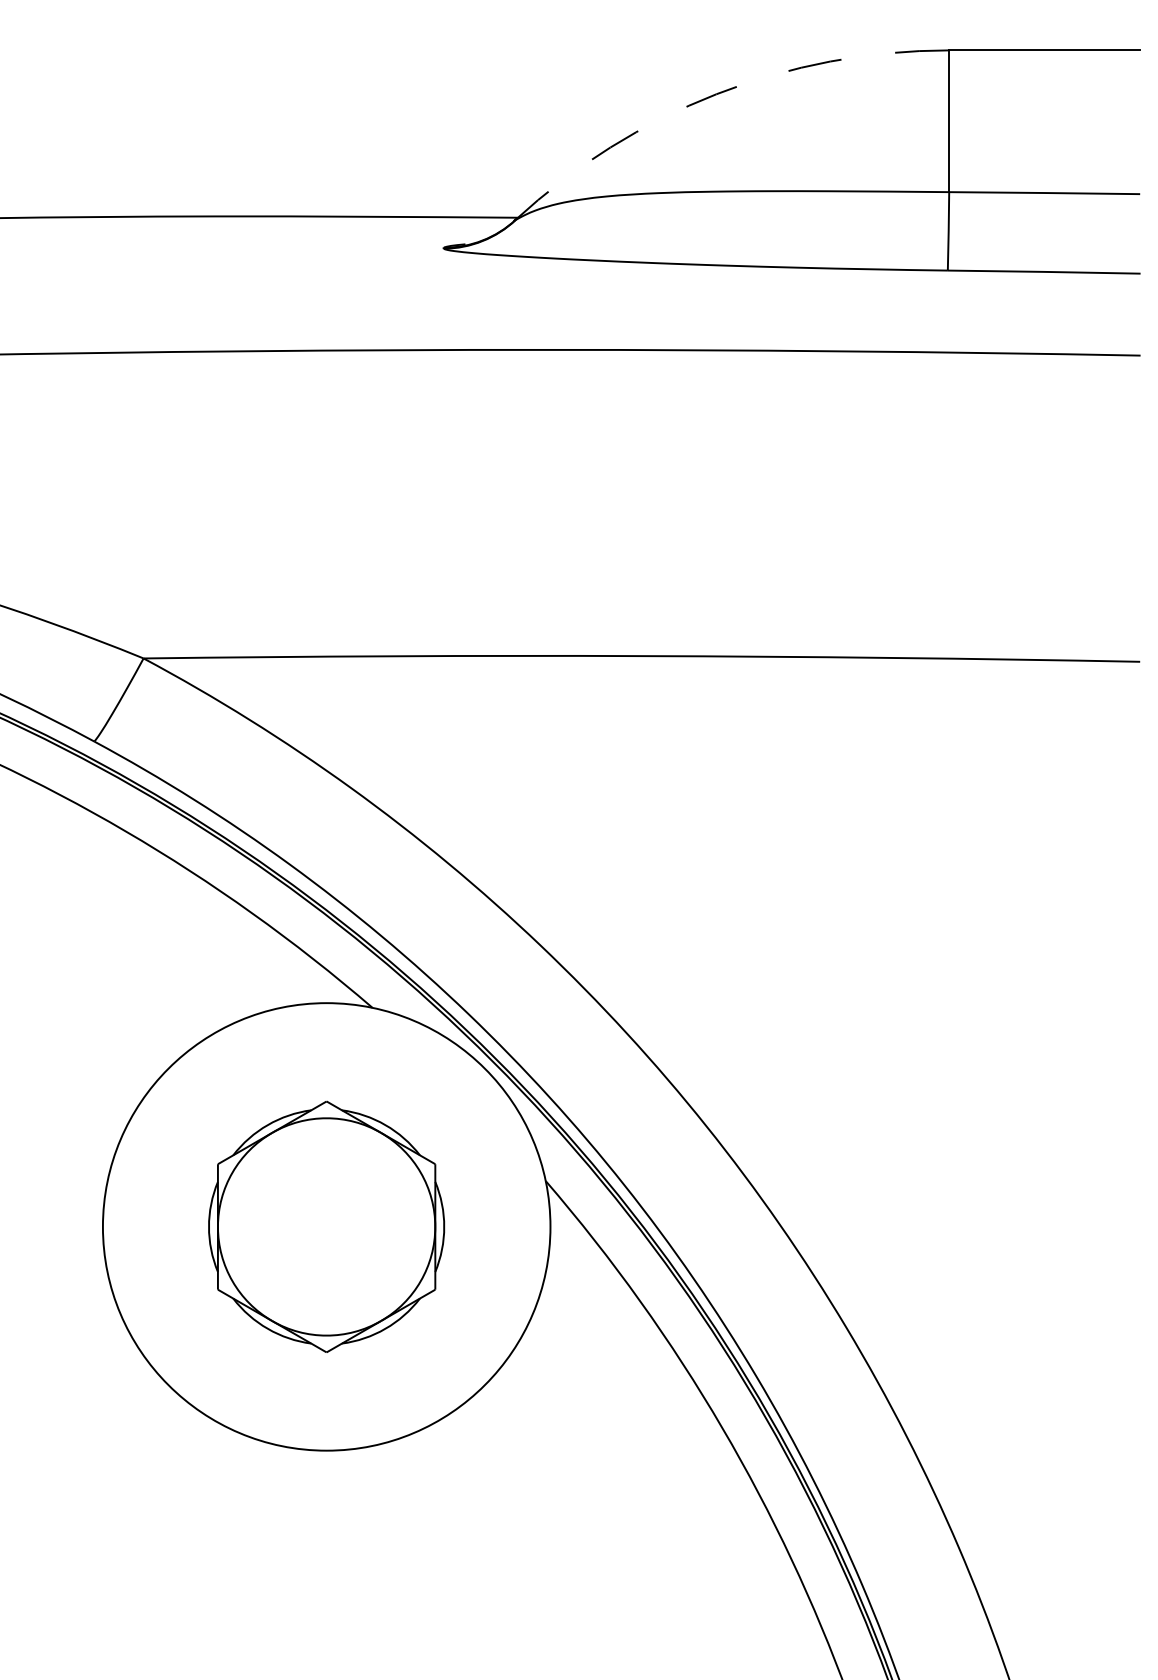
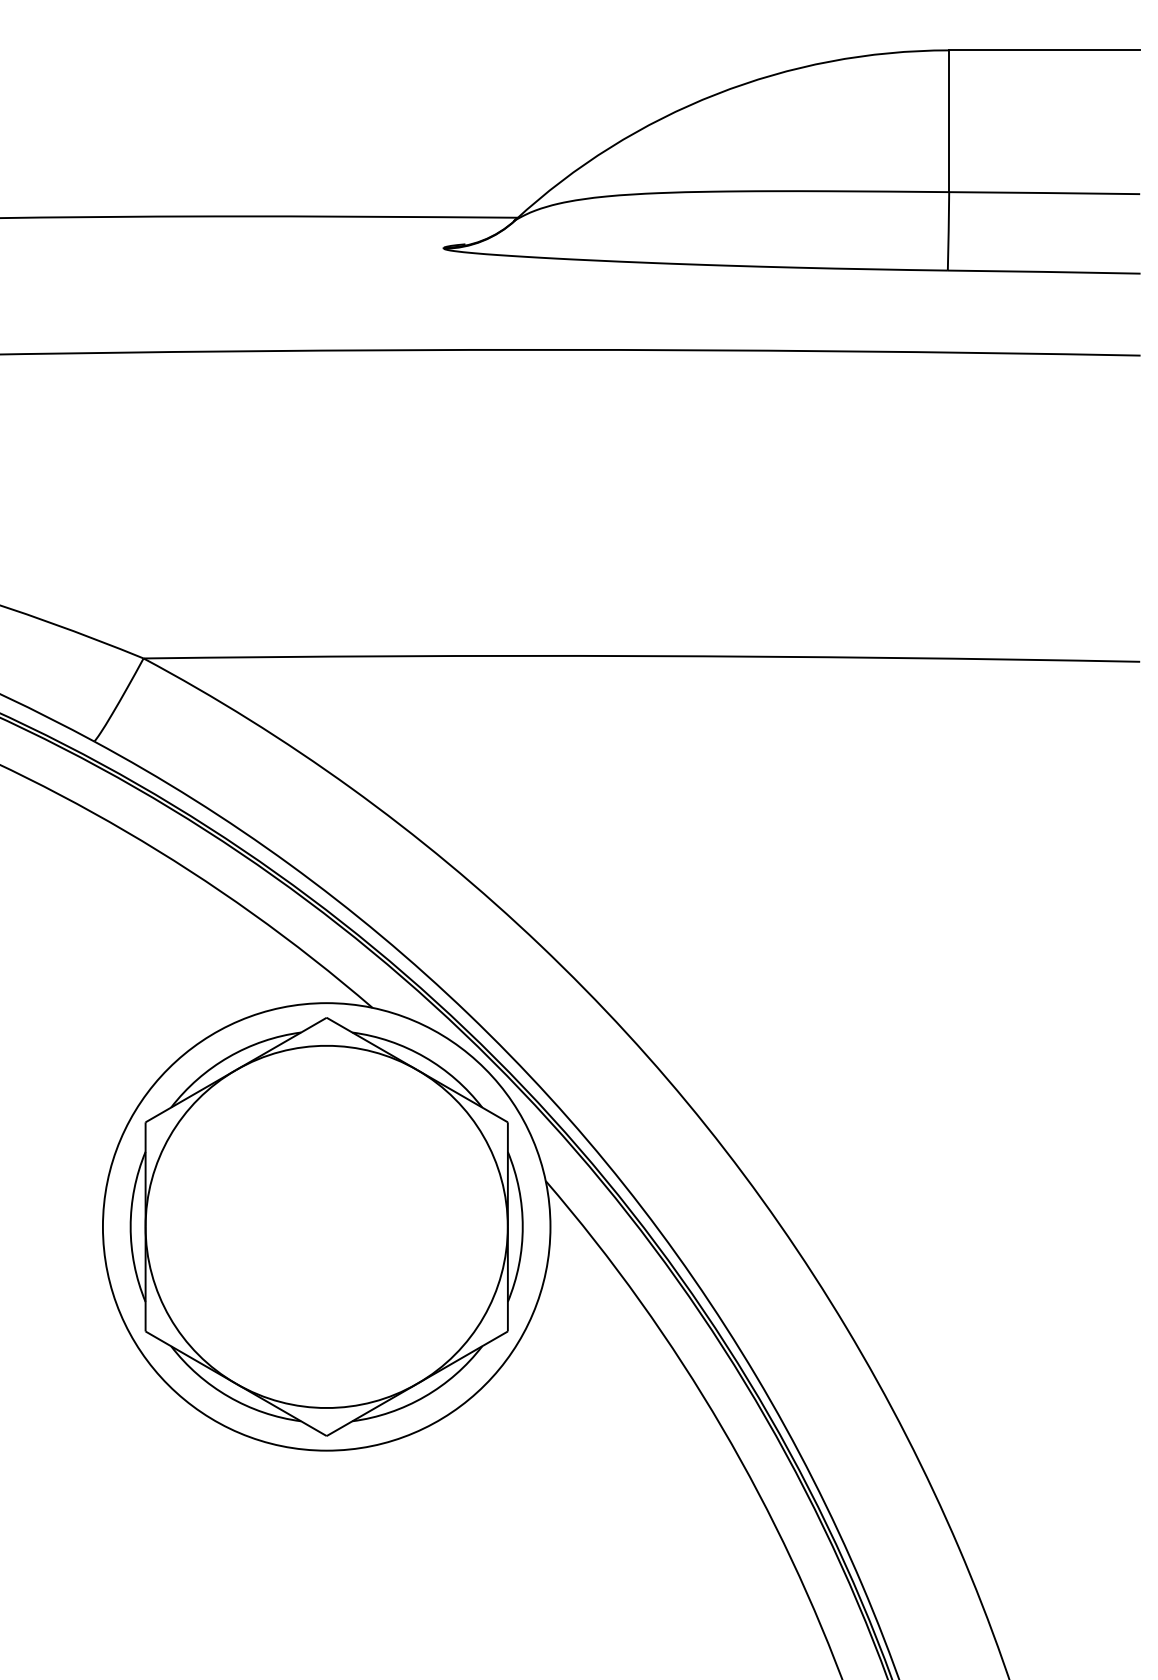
arc: dashed -> solid (716, 94)
part size: 238x253 px -> 395x420 px (326, 1226)
